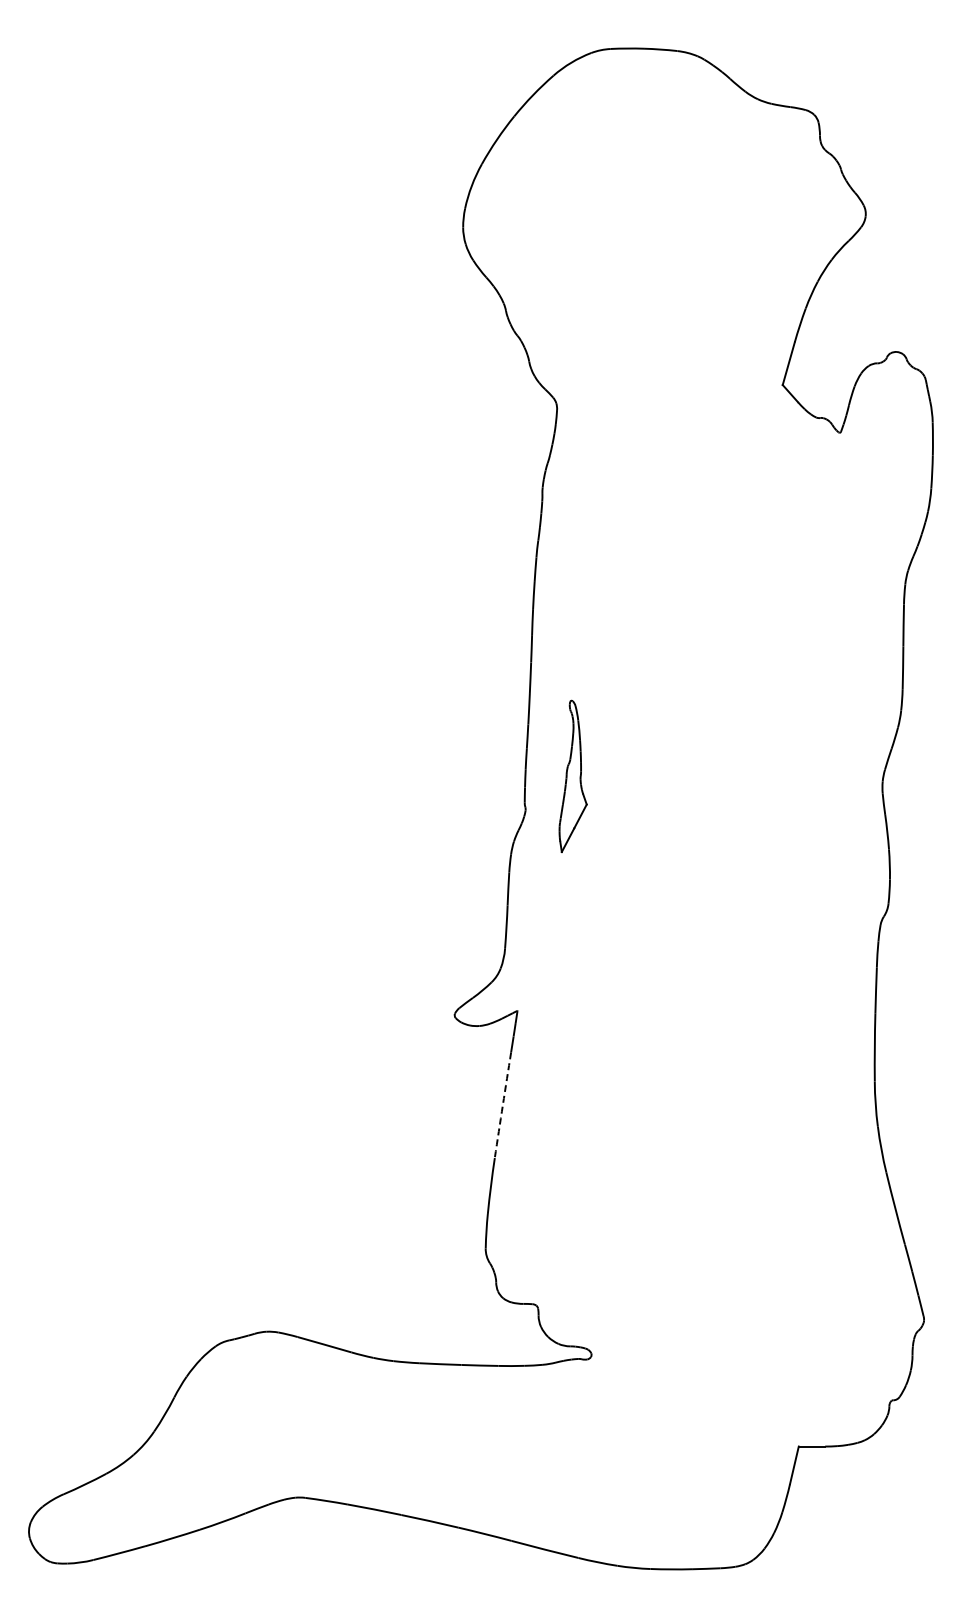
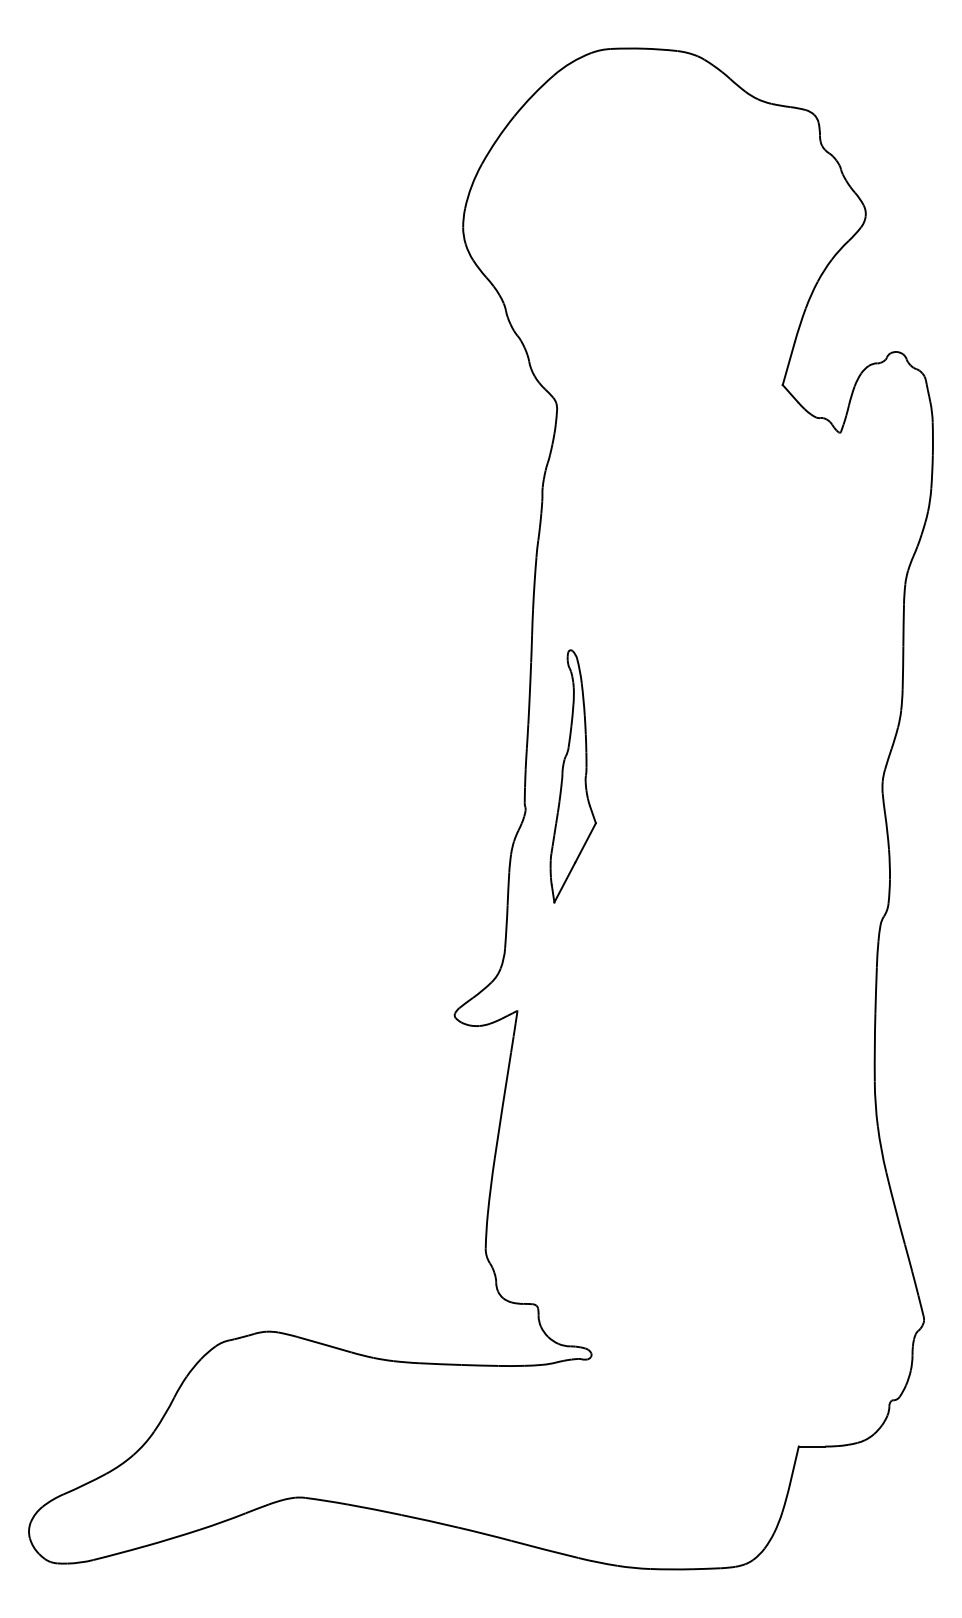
part size: 30x154 px -> 48x255 px (572, 776)
arc: dashed -> solid (502, 1105)
